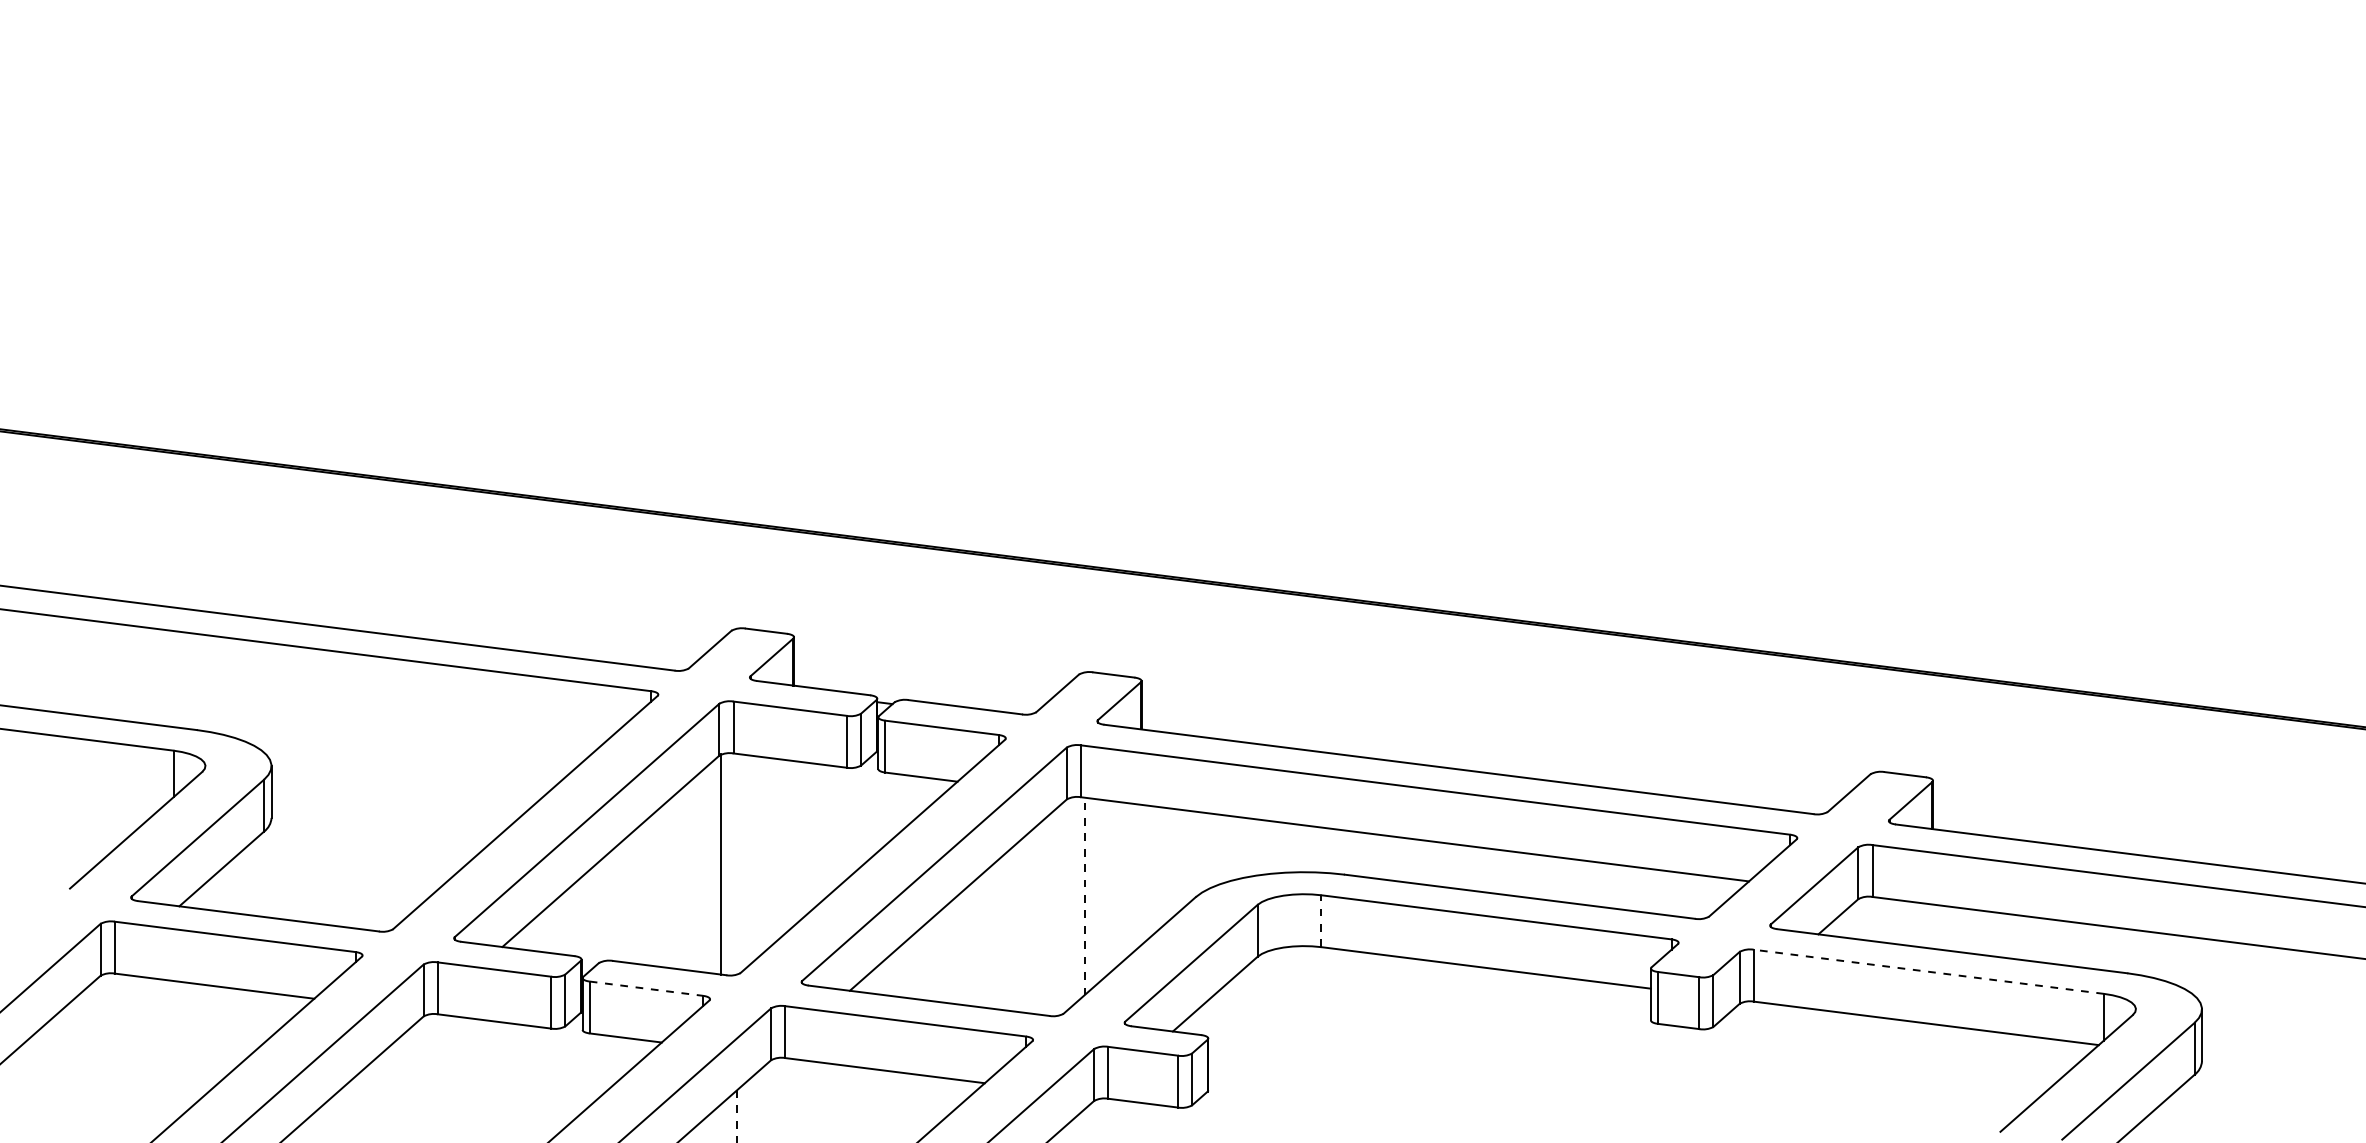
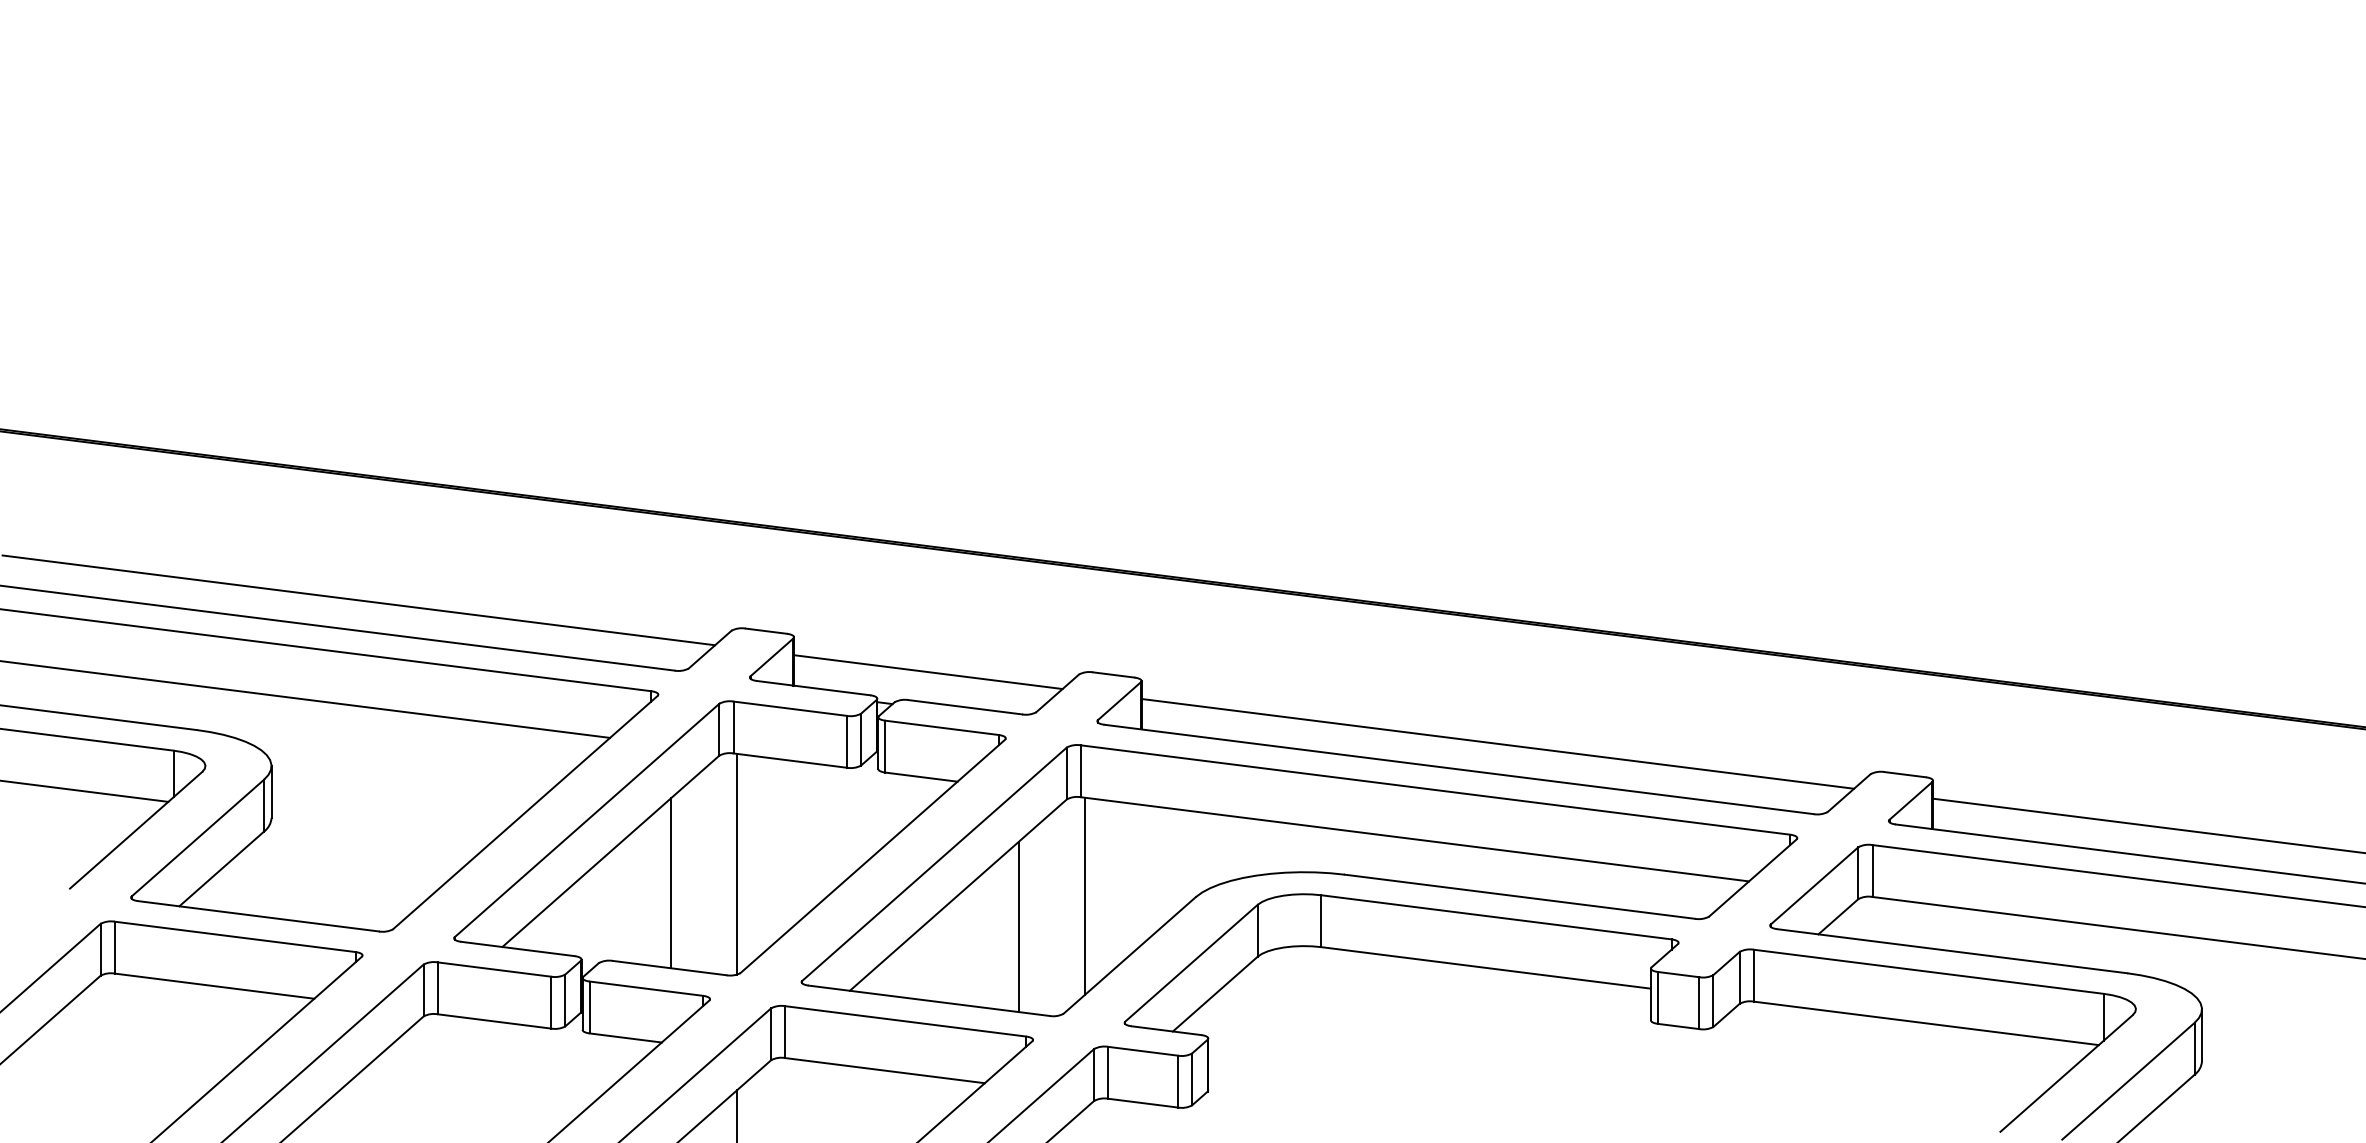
line: none -> present (358, 600)
line: none -> present (928, 672)
line: none -> present (306, 699)
line: none -> present (1497, 743)
line: none -> present (85, 790)
line: none -> present (2147, 825)
line position: (721, 863) -> (737, 863) (737, 863)
line: none -> present (671, 883)
line: dashed -> solid (1084, 896)
line: dashed -> solid (1321, 921)
line: none -> present (1018, 927)
line: dashed -> solid (1928, 971)
line: dashed -> solid (646, 988)
line: dashed -> solid (737, 1116)
